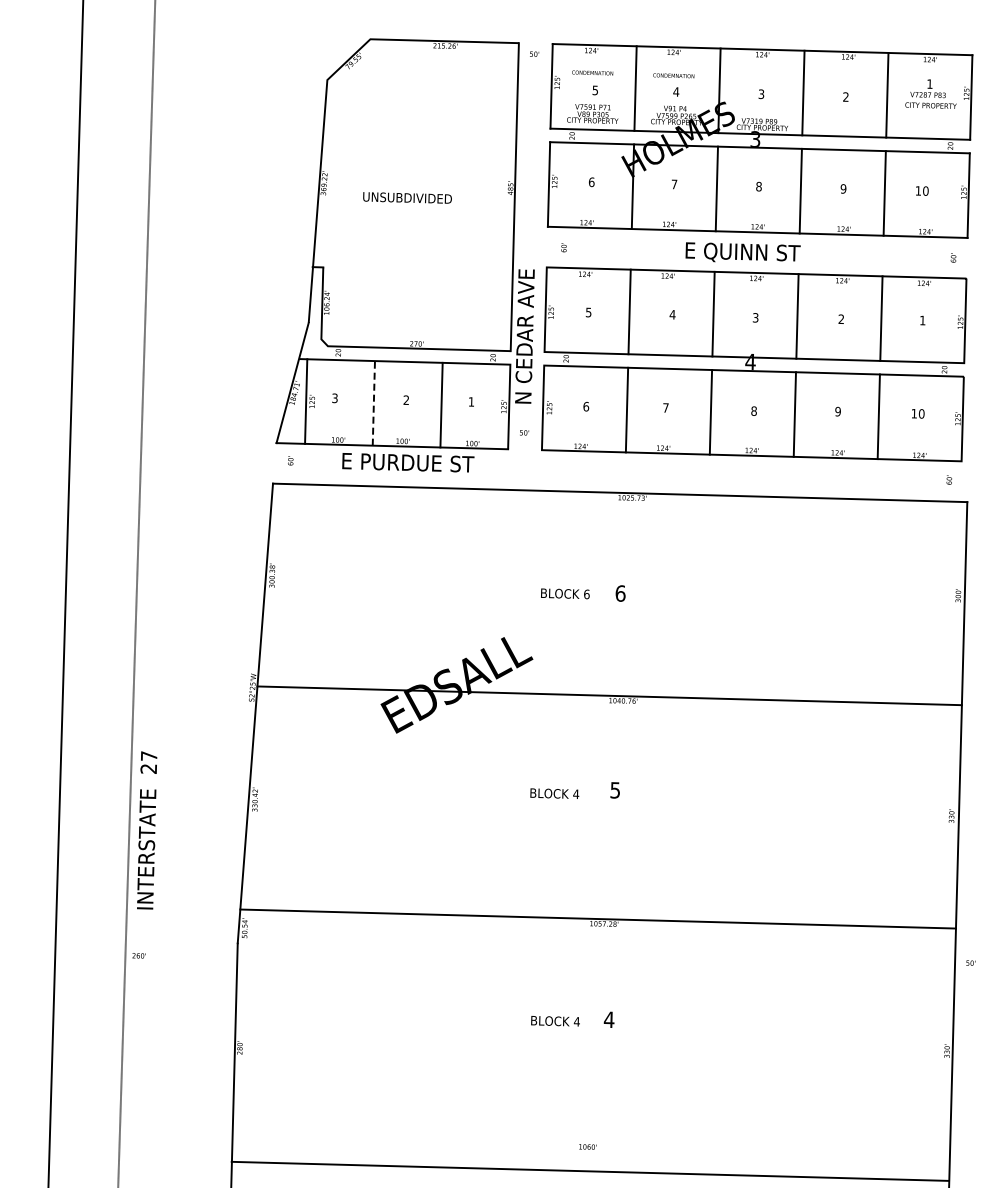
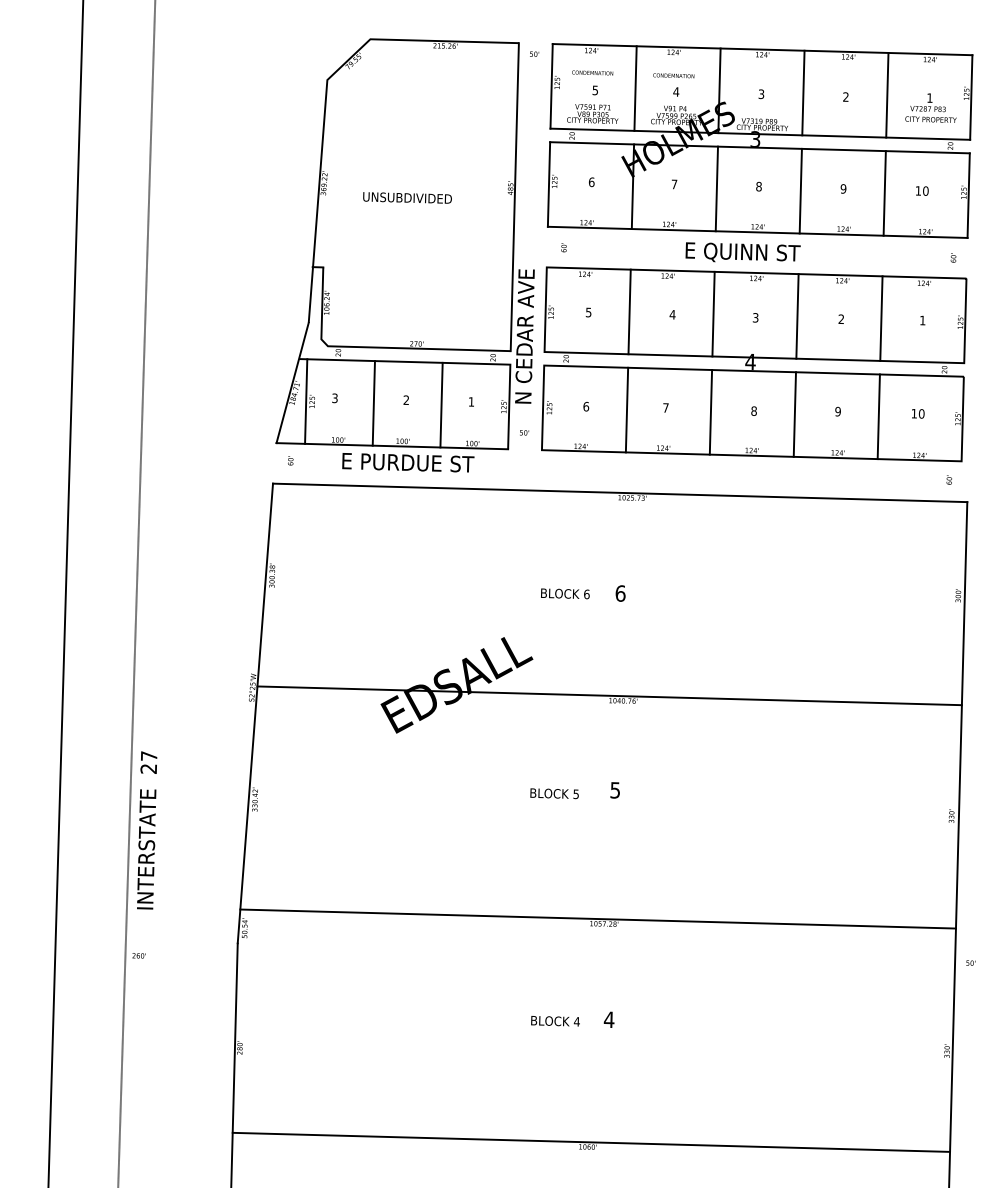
text position: (930, 93) -> (930, 107) (930, 107)
line: dashed -> solid (373, 402)
text: 4 -> 5 (576, 794)
line position: (590, 1170) -> (591, 1141) (591, 1141)
